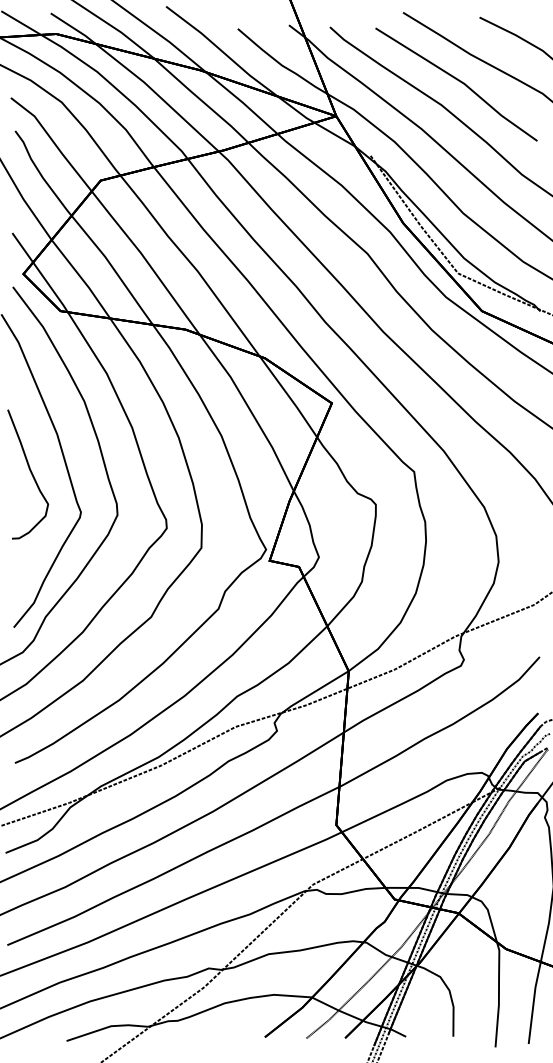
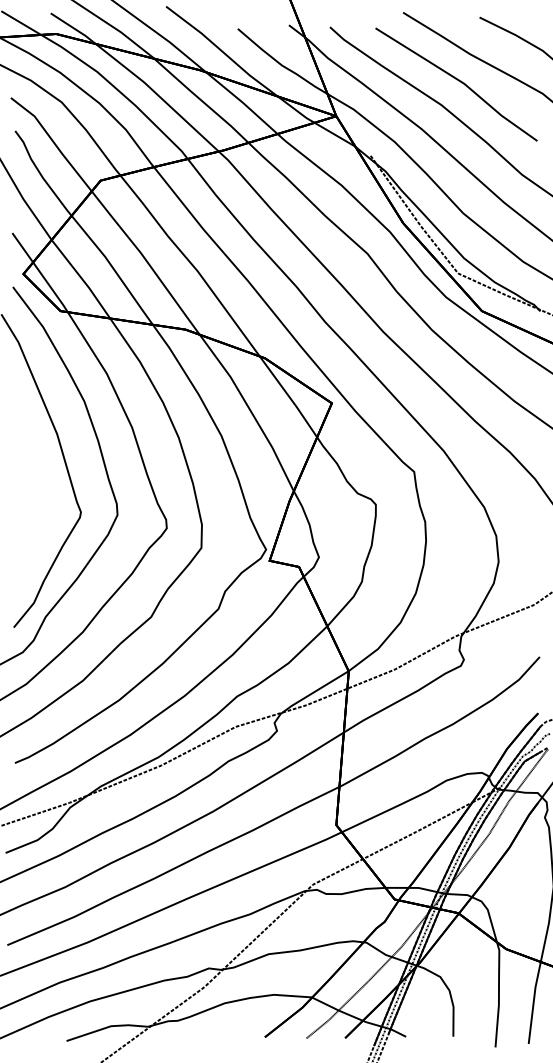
part: present -> none (28, 474)
